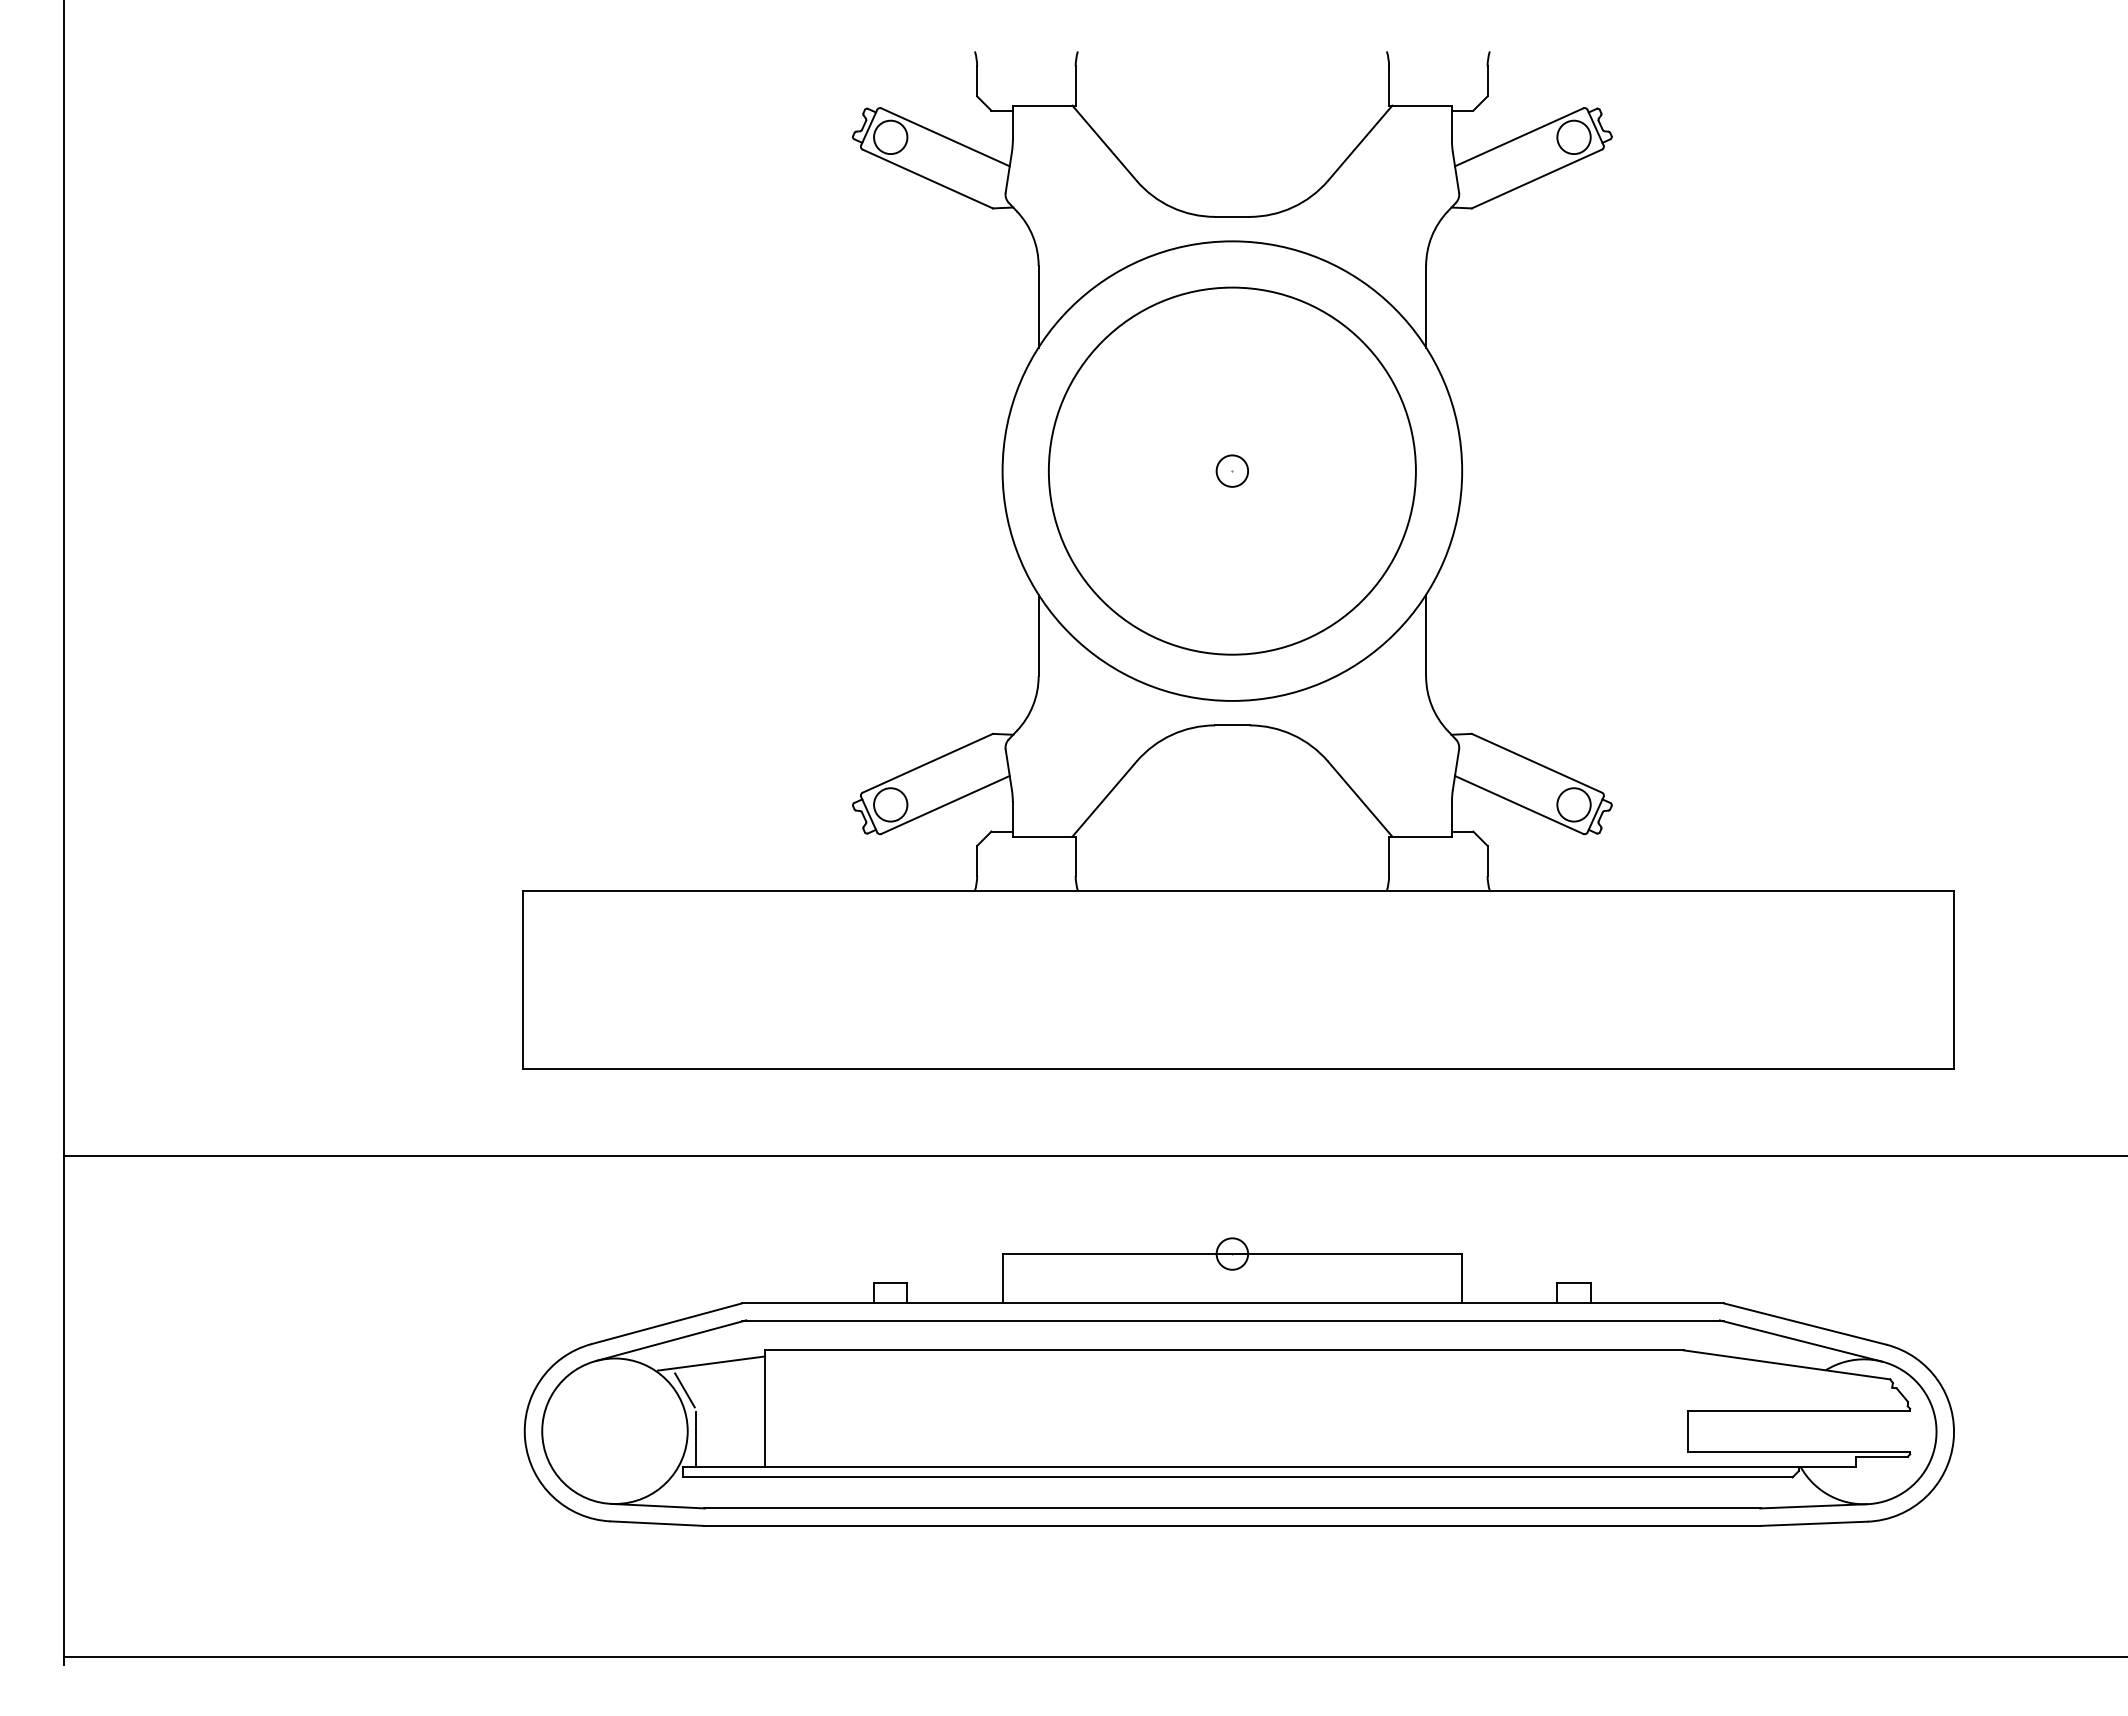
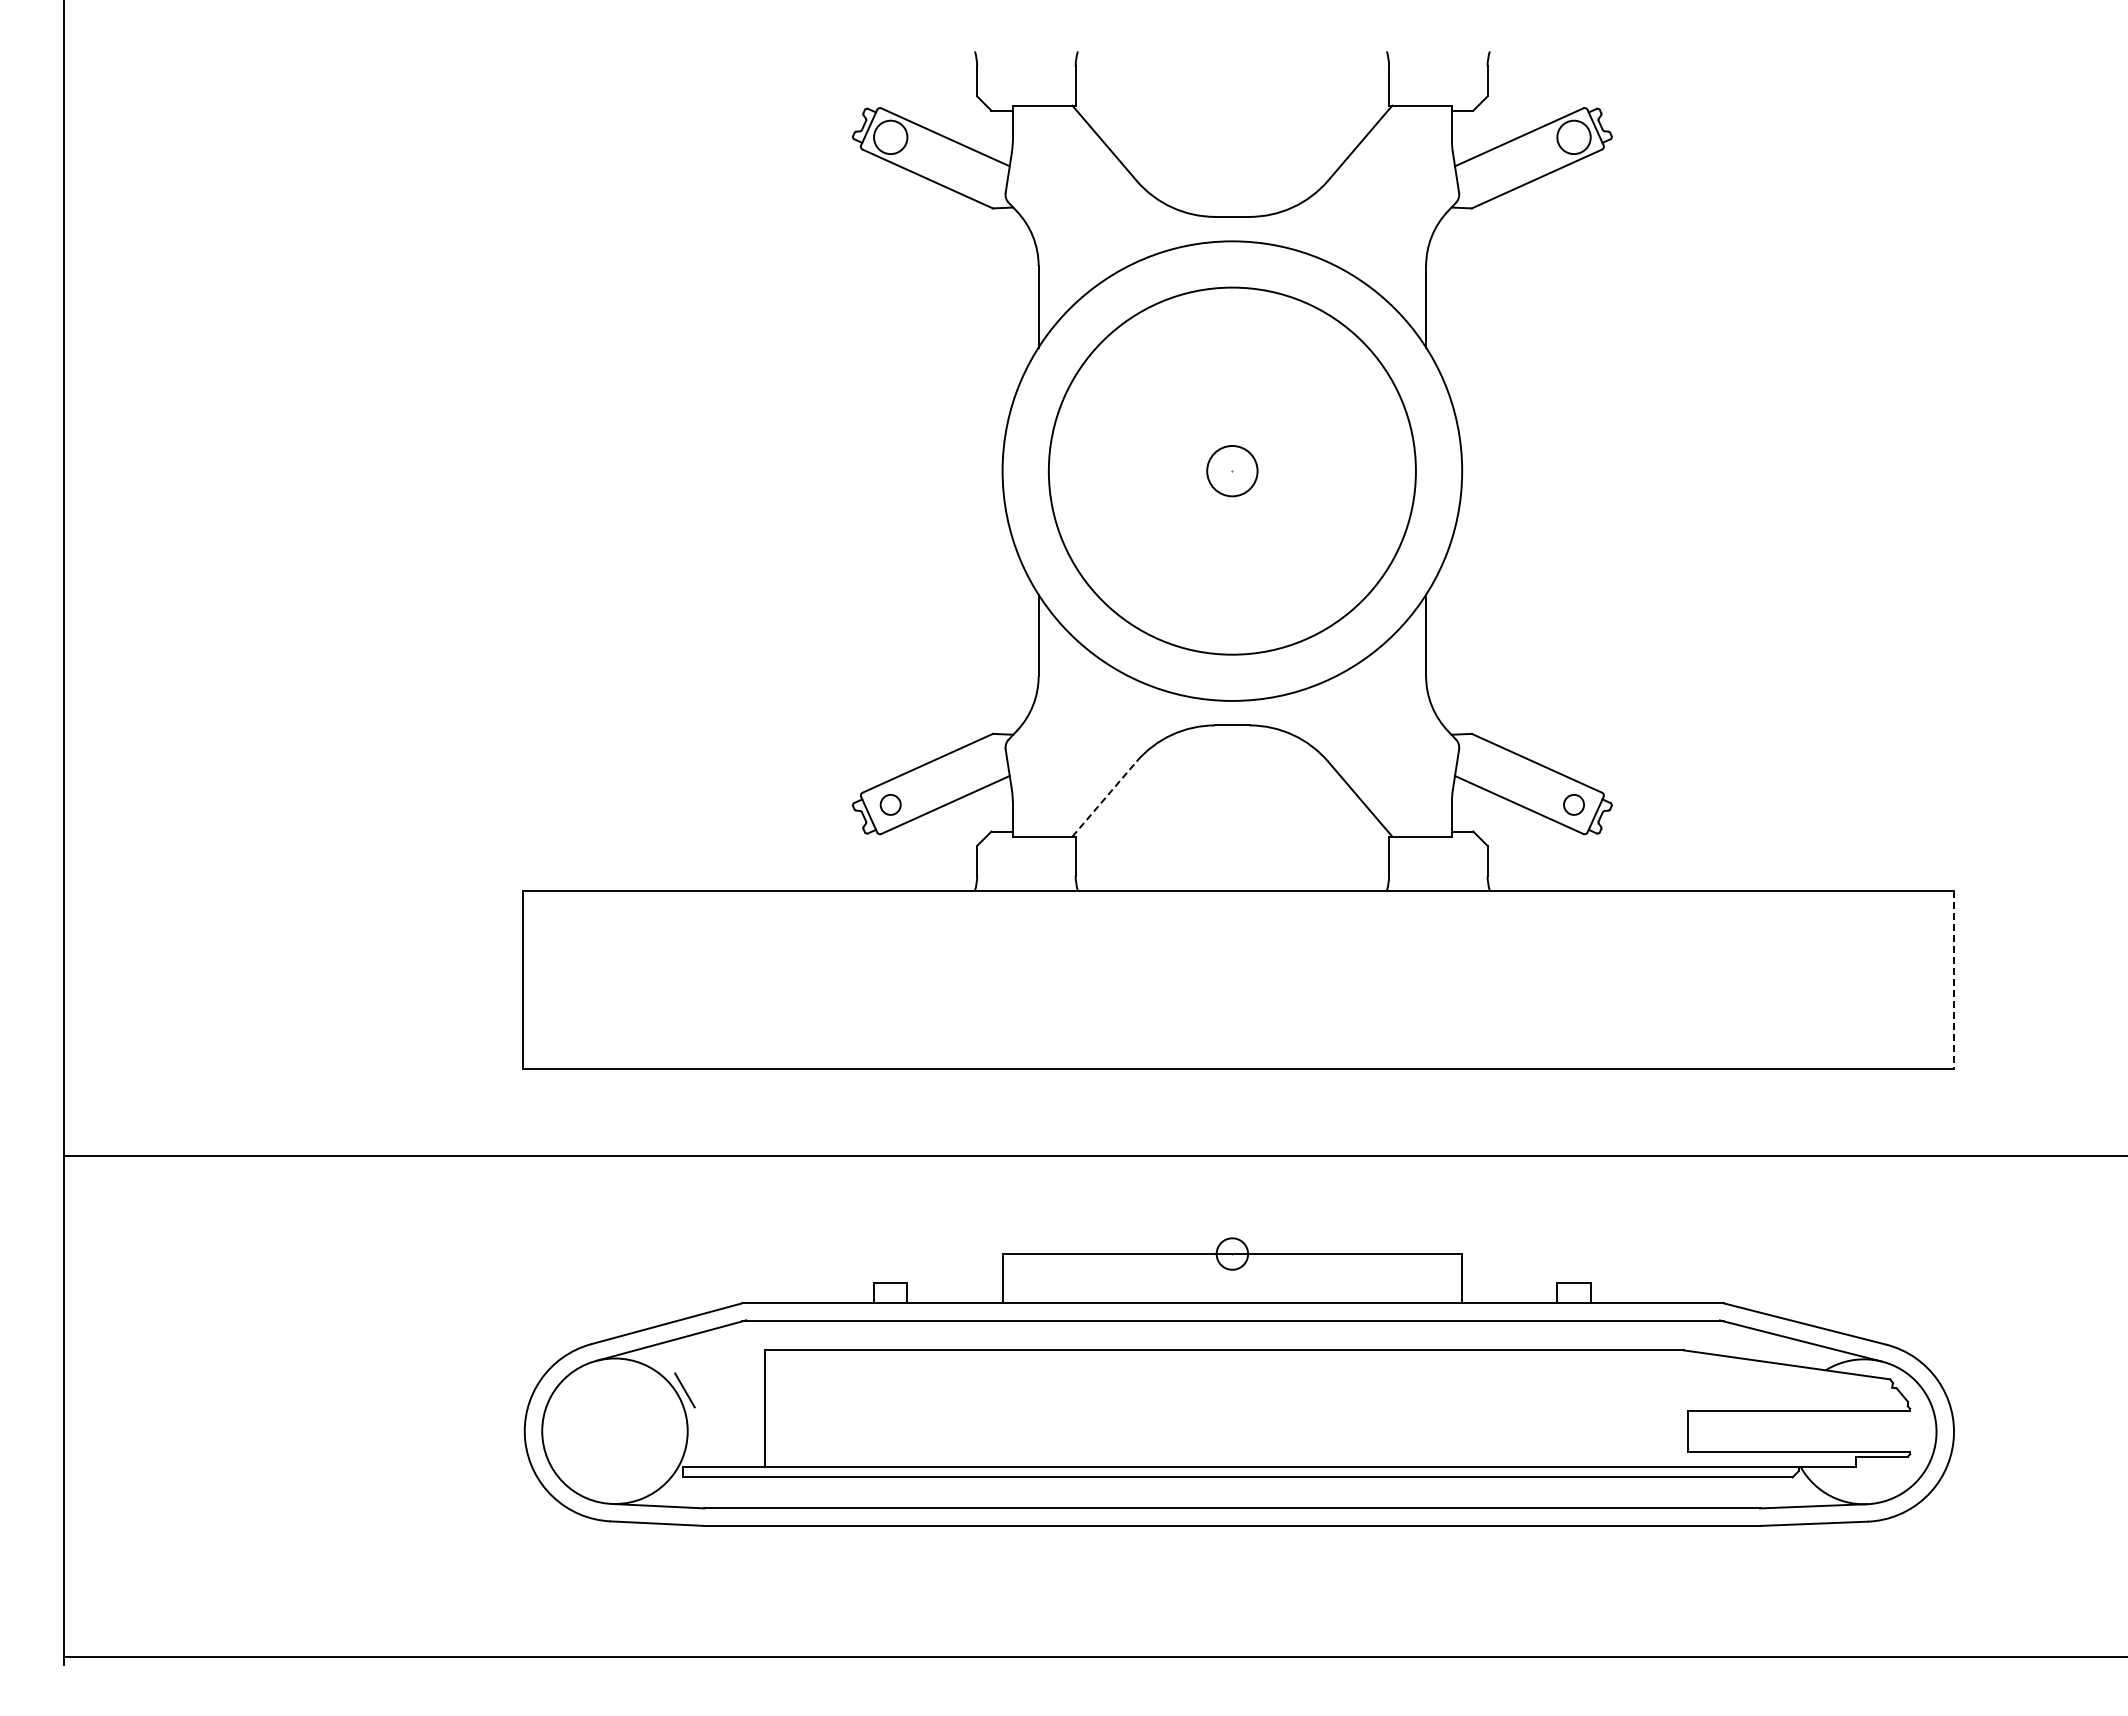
circle diameter: 31 px -> 50 px (1232, 470)
line: solid -> dashed (1104, 798)
circle diameter: 33 px -> 20 px (890, 804)
circle diameter: 33 px -> 20 px (1574, 804)
line: solid -> dashed (1954, 979)
line: present -> none (711, 1363)
line: present -> none (696, 1439)
